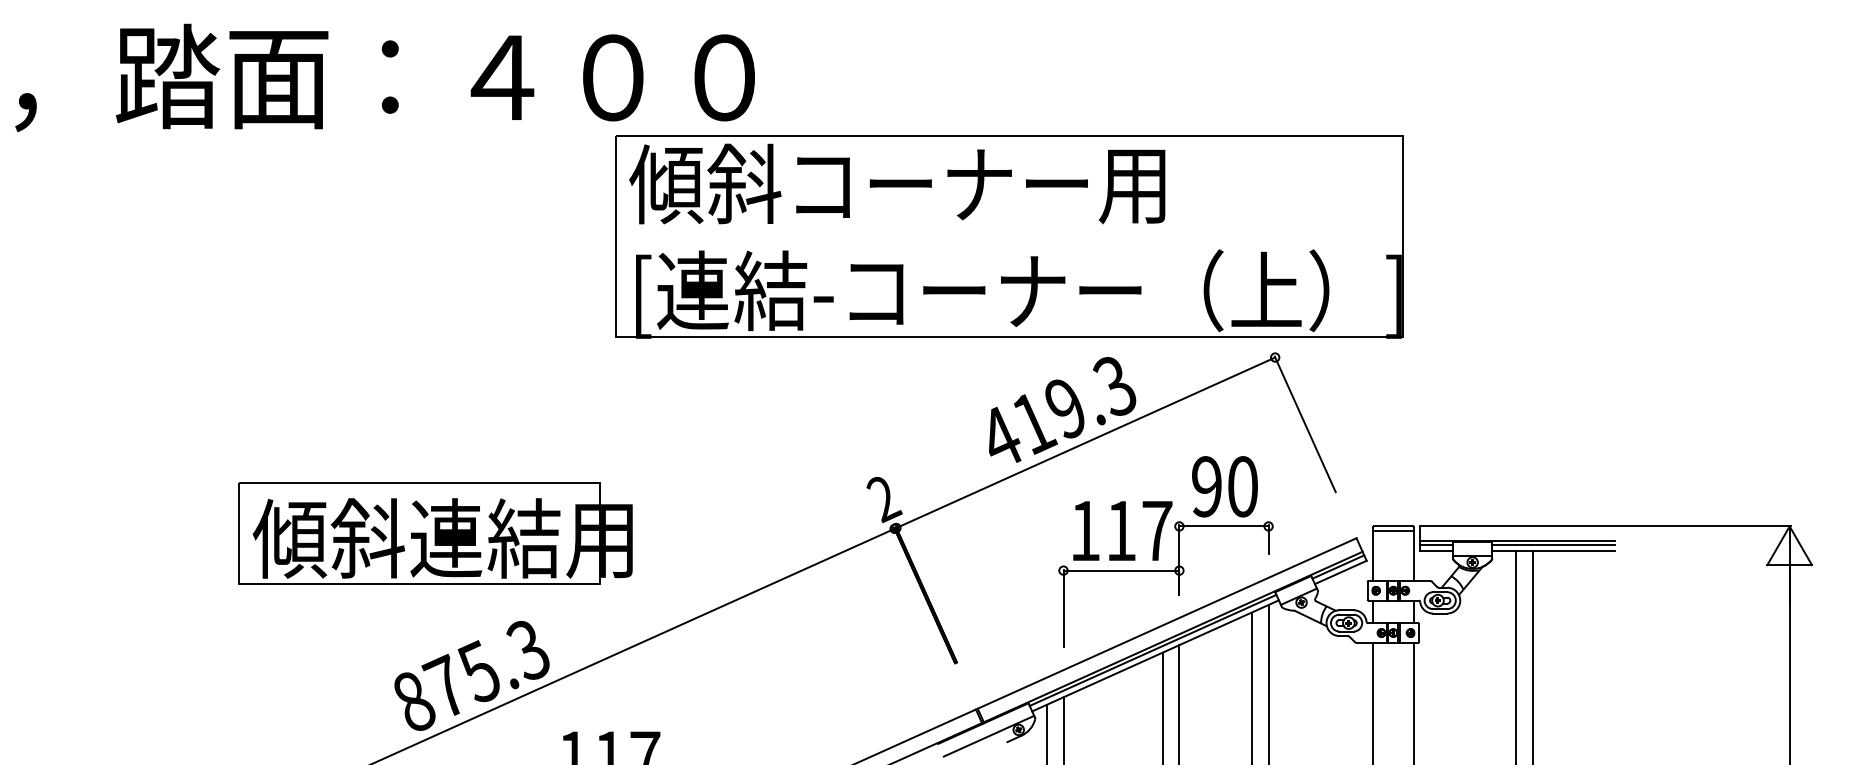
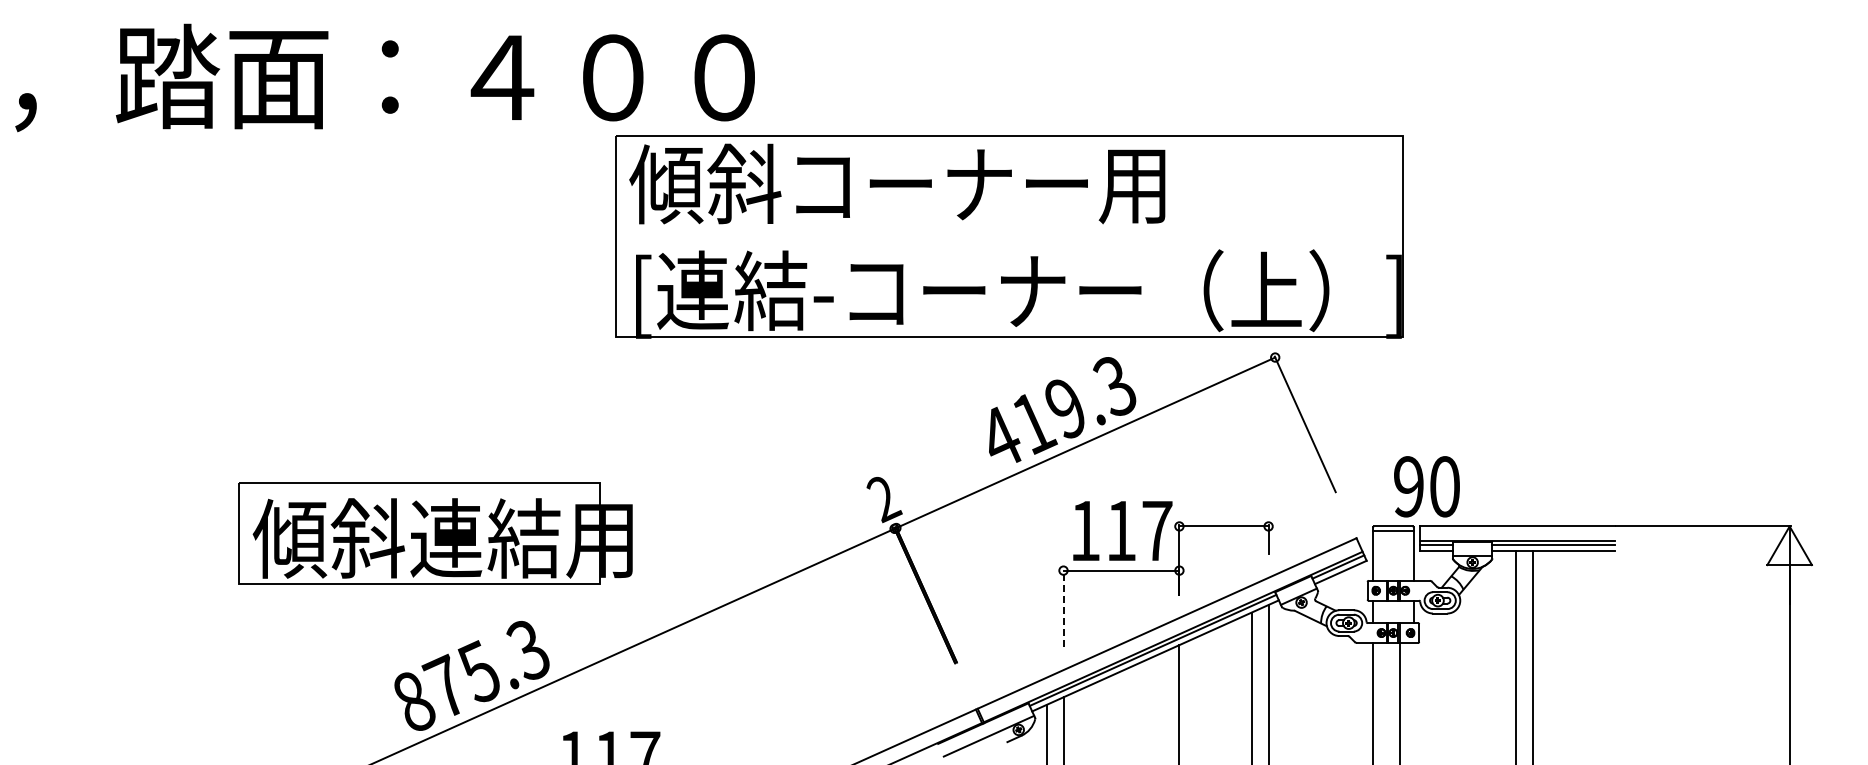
text position: (1224, 486) -> (1426, 486) (1426, 486)
line: solid -> dashed (1063, 608)
line position: (1413, 701) -> (1399, 701) (1399, 701)
line: present -> none (1162, 706)
